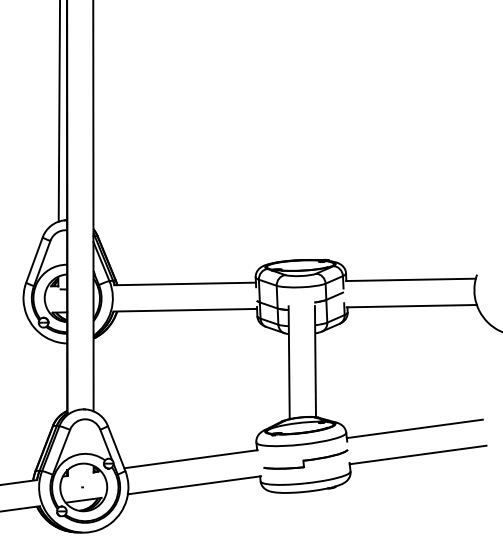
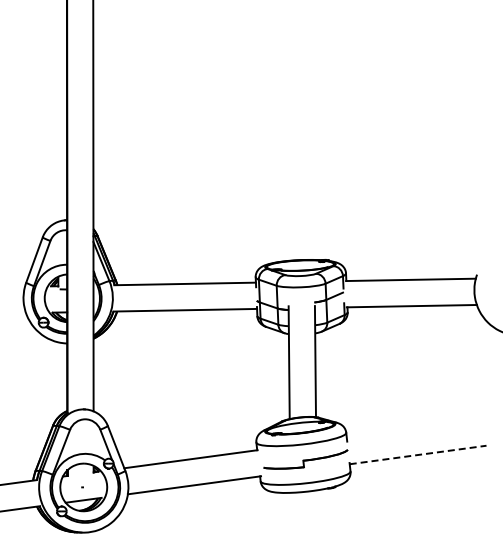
line: present -> none (59, 111)
line: present -> none (414, 428)
line: solid -> dashed (418, 454)
